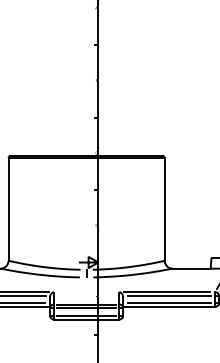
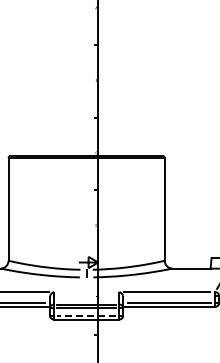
line: present -> none (23, 295)
line: present -> none (168, 295)
line: solid -> dashed (86, 315)
